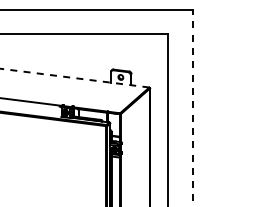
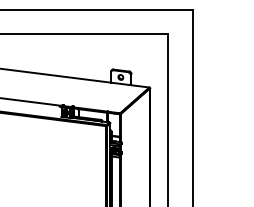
line: dashed -> solid (75, 78)
line: dashed -> solid (193, 107)
